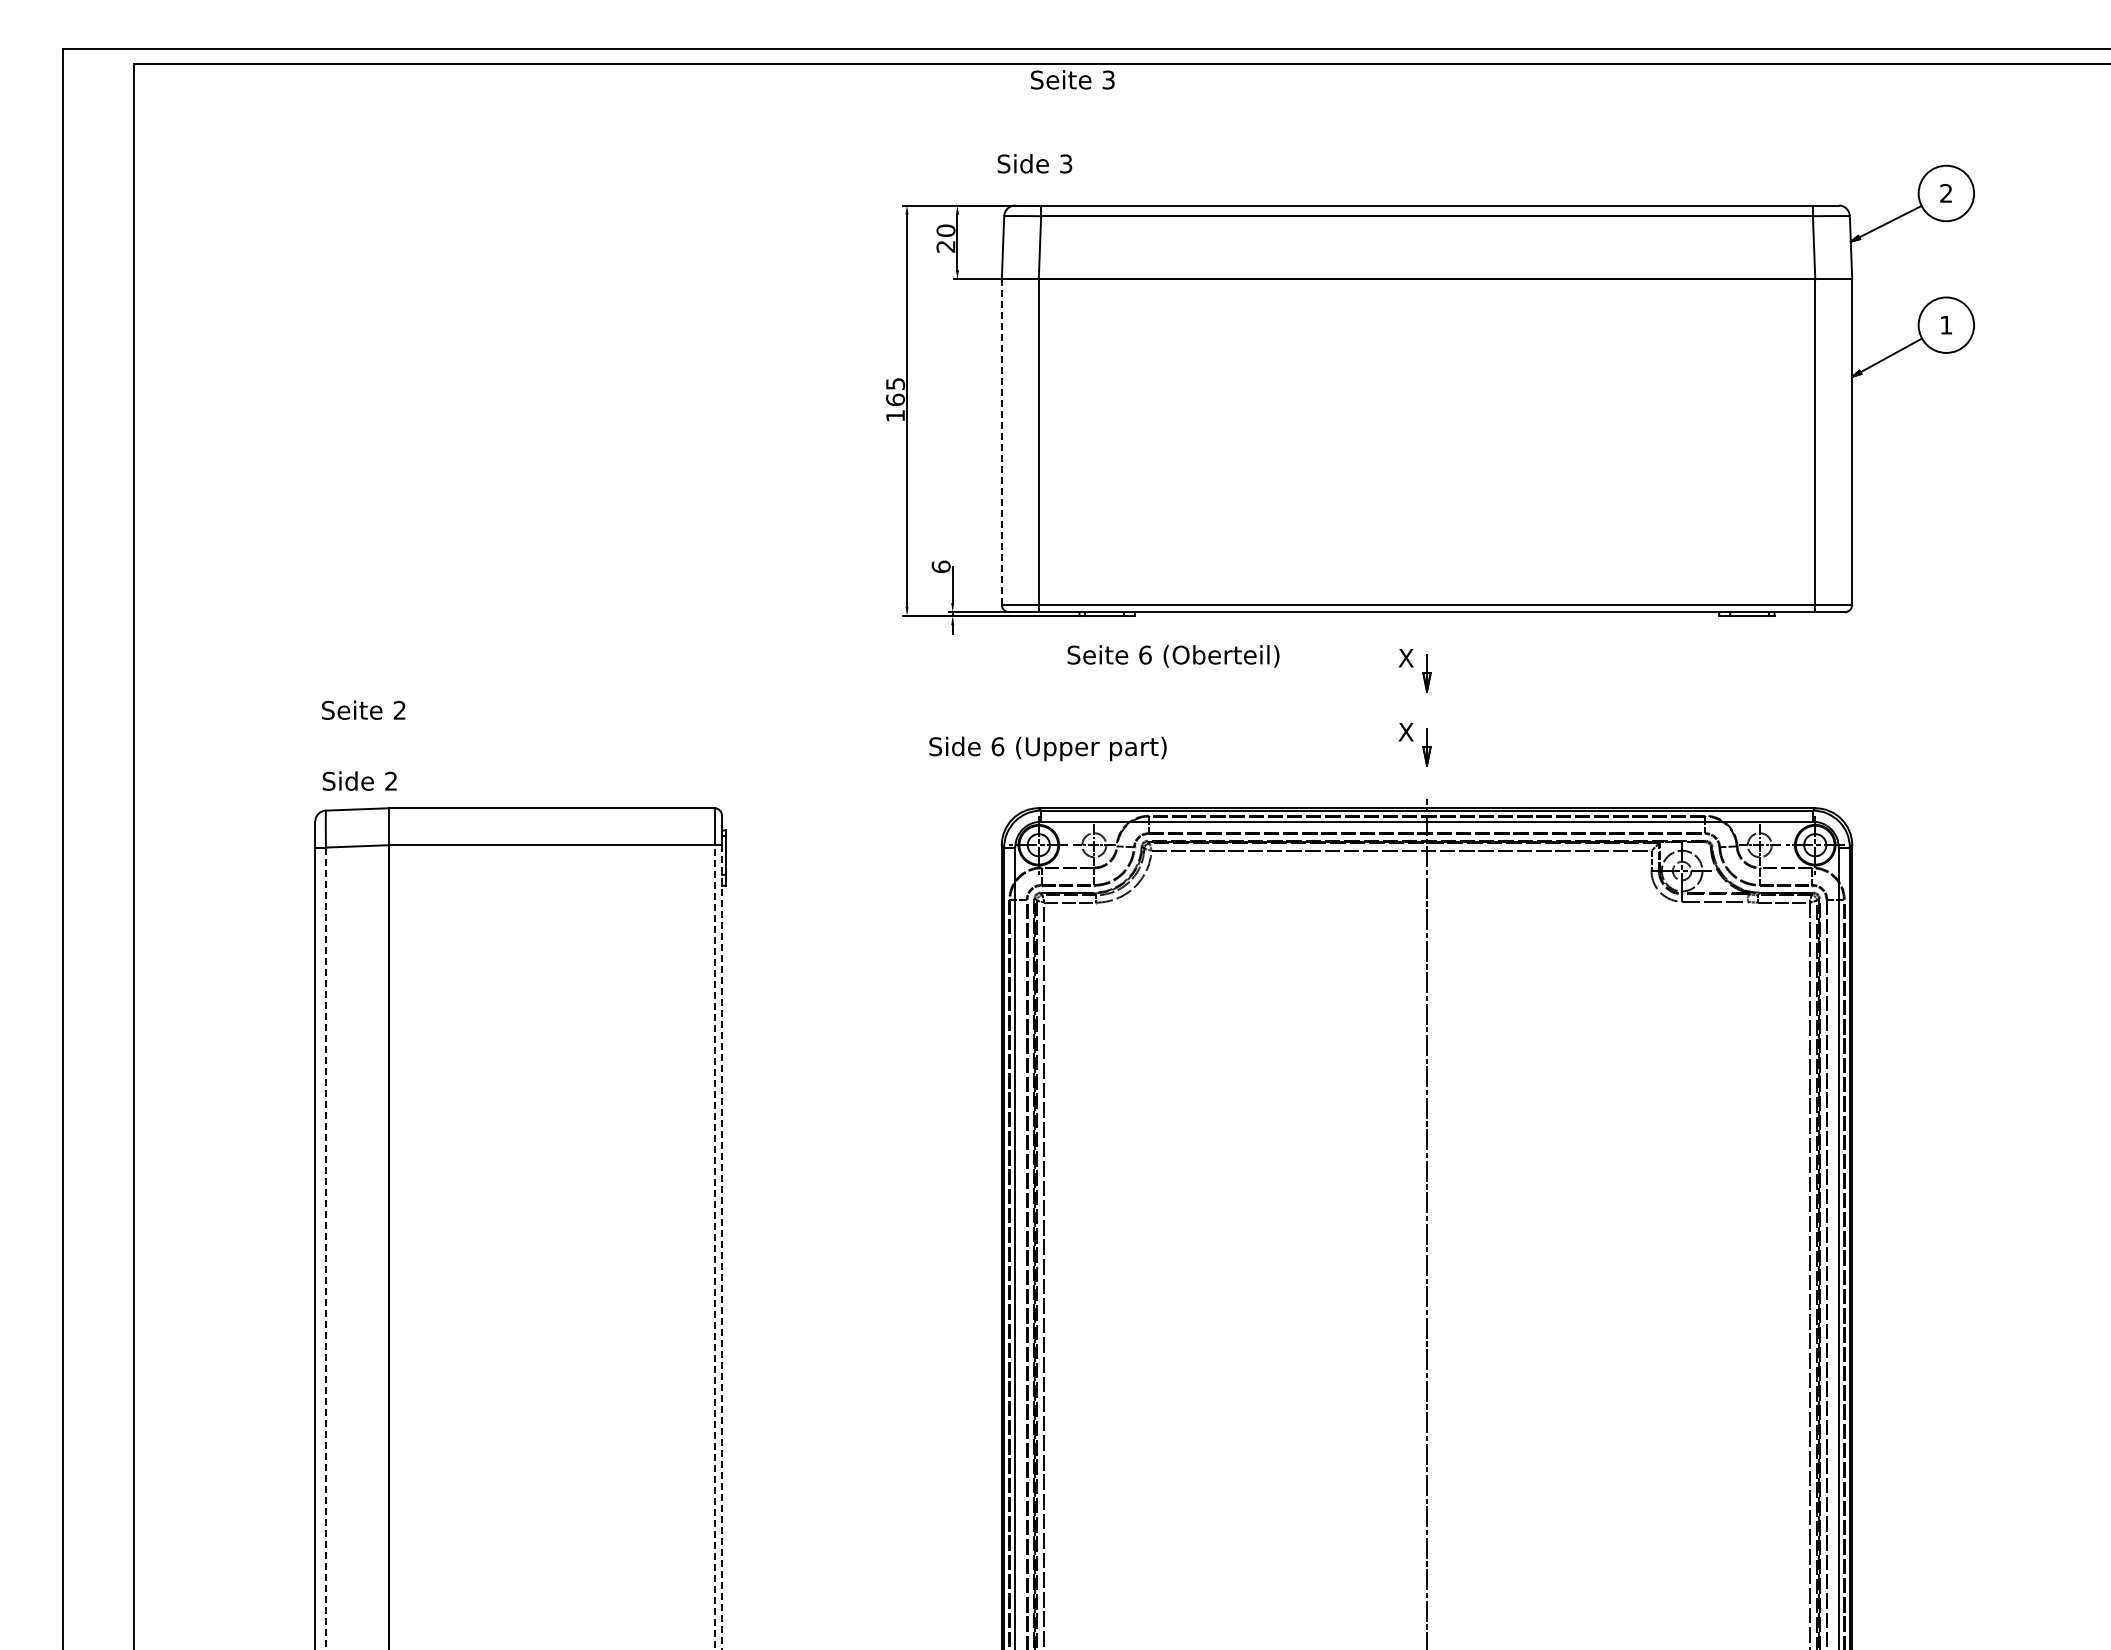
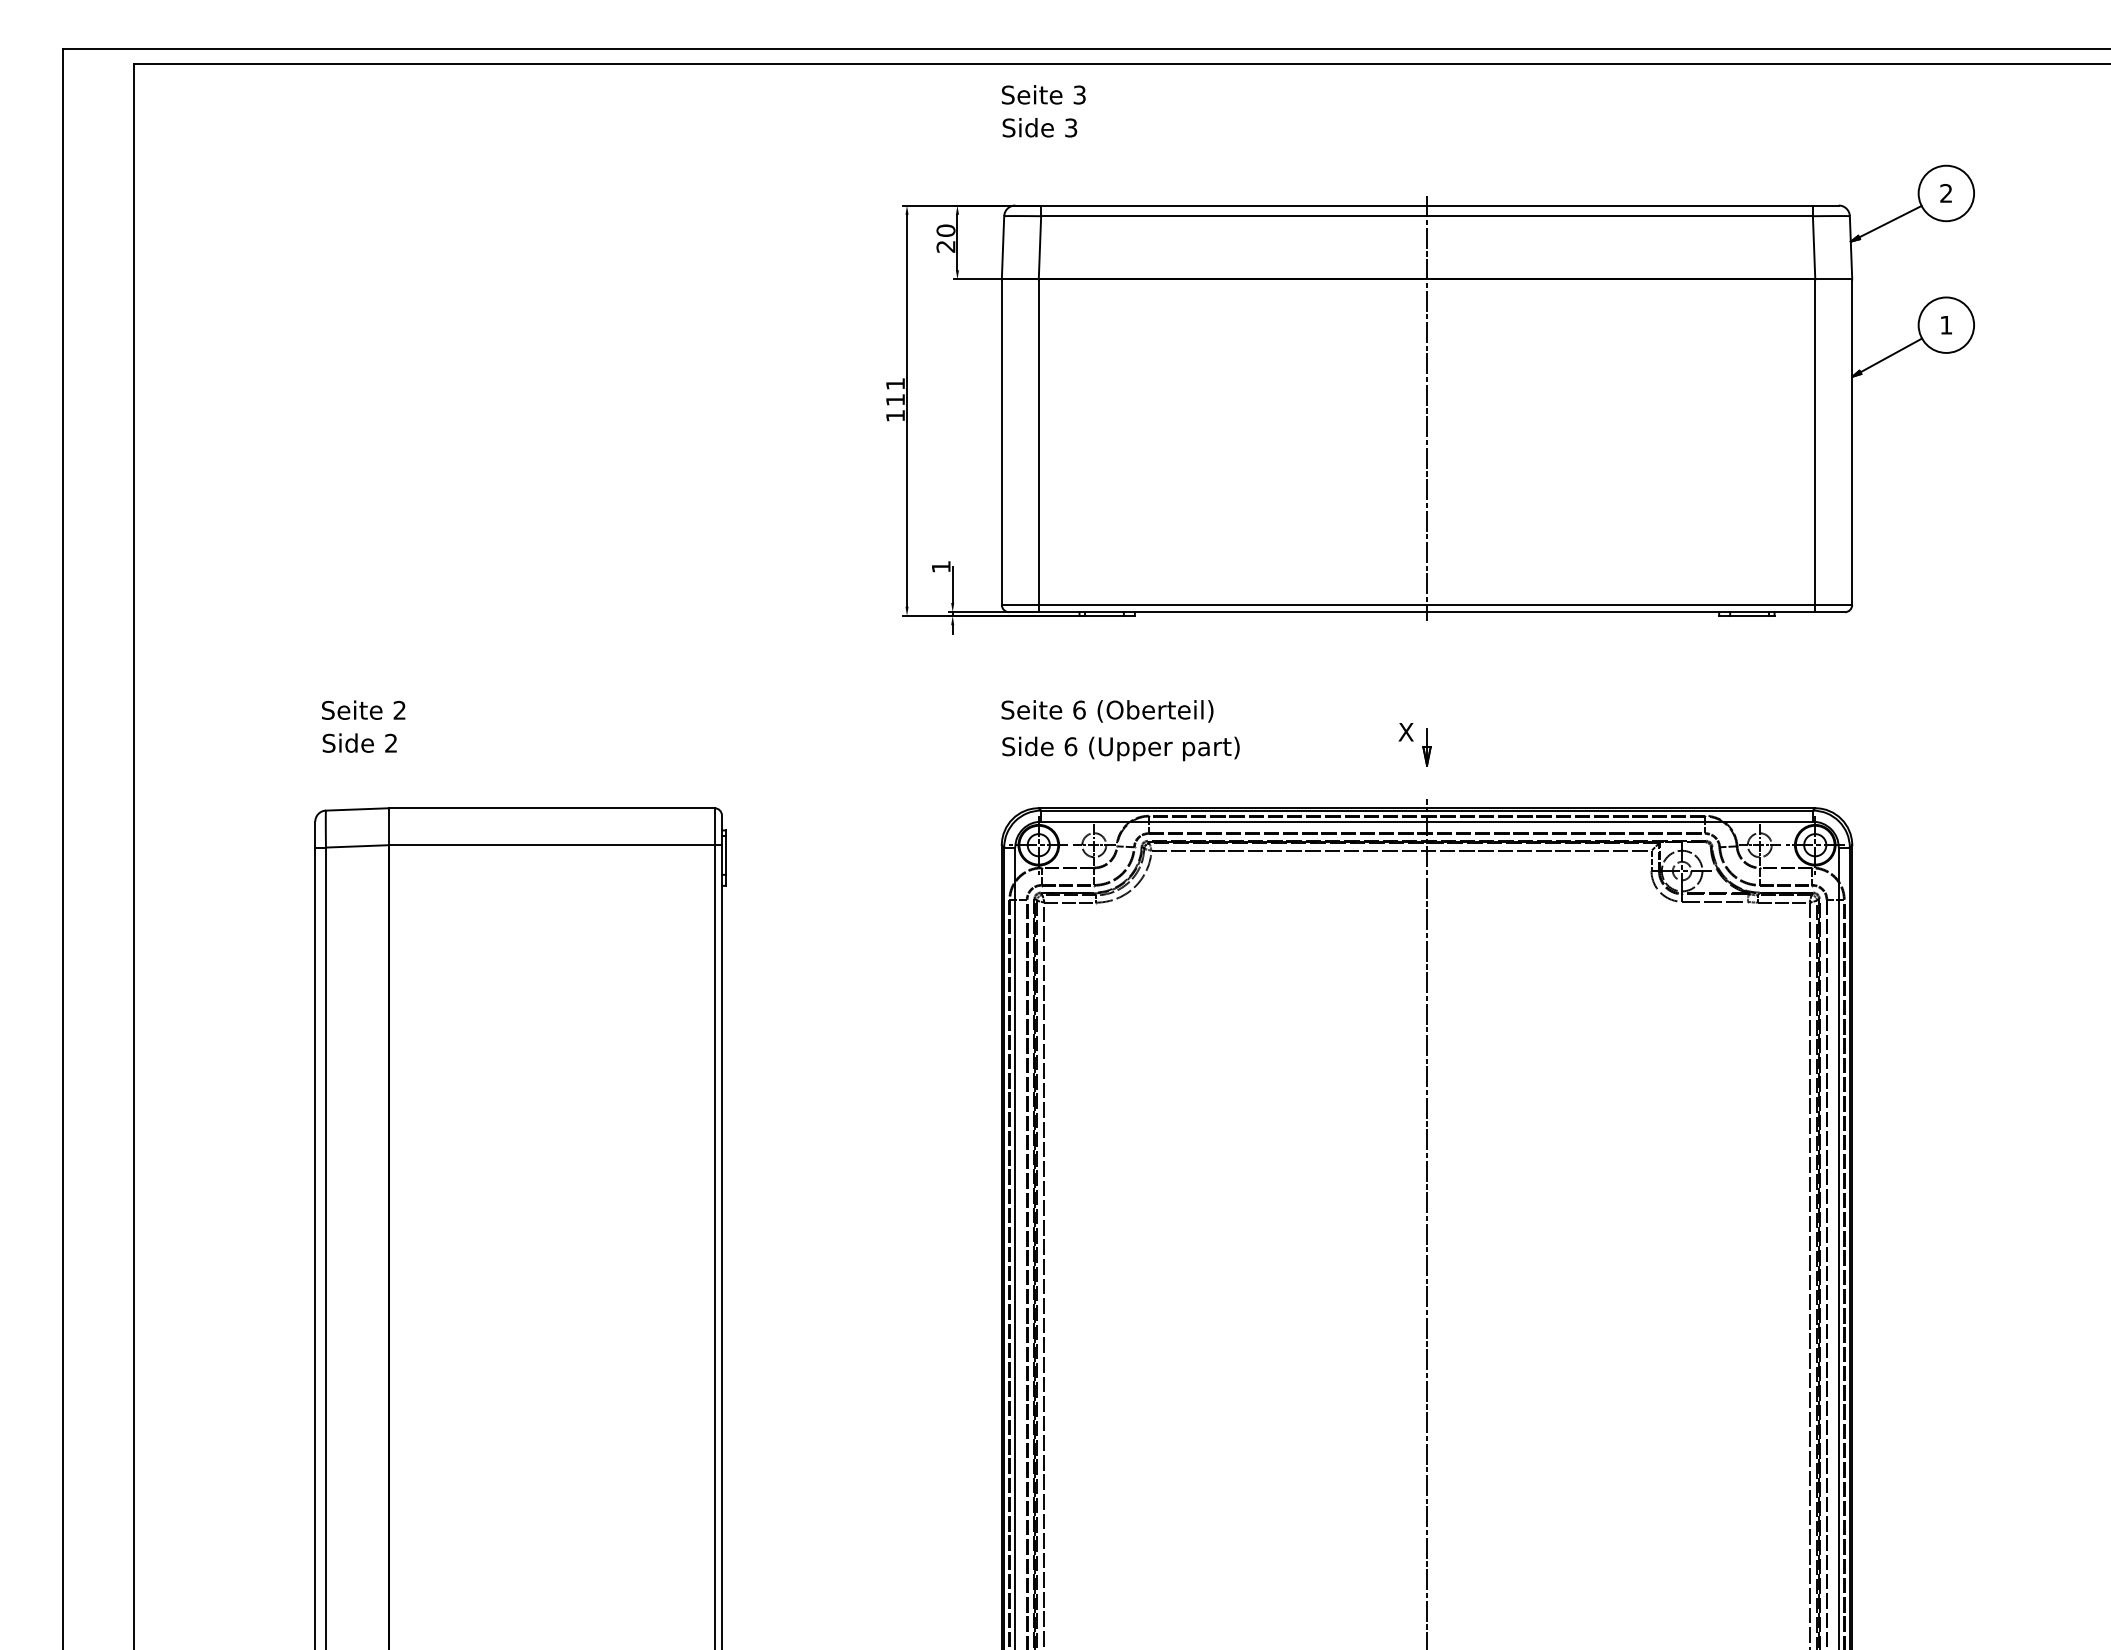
text position: (1072, 79) -> (1043, 94) (1043, 94)
text position: (1034, 163) -> (1039, 127) (1039, 127)
text: 165 -> 111 (895, 392)
line: none -> present (1427, 408)
line: dashed -> solid (1001, 442)
text: 6 -> 1 (940, 566)
text position: (1173, 656) -> (1107, 711) (1107, 711)
part: present -> none (1414, 670)
text position: (1047, 748) -> (1120, 748) (1120, 748)
text position: (359, 780) -> (359, 742) (359, 742)
line: dashed -> solid (714, 1247)
line: dashed -> solid (722, 1247)
line: dashed -> solid (325, 1248)
